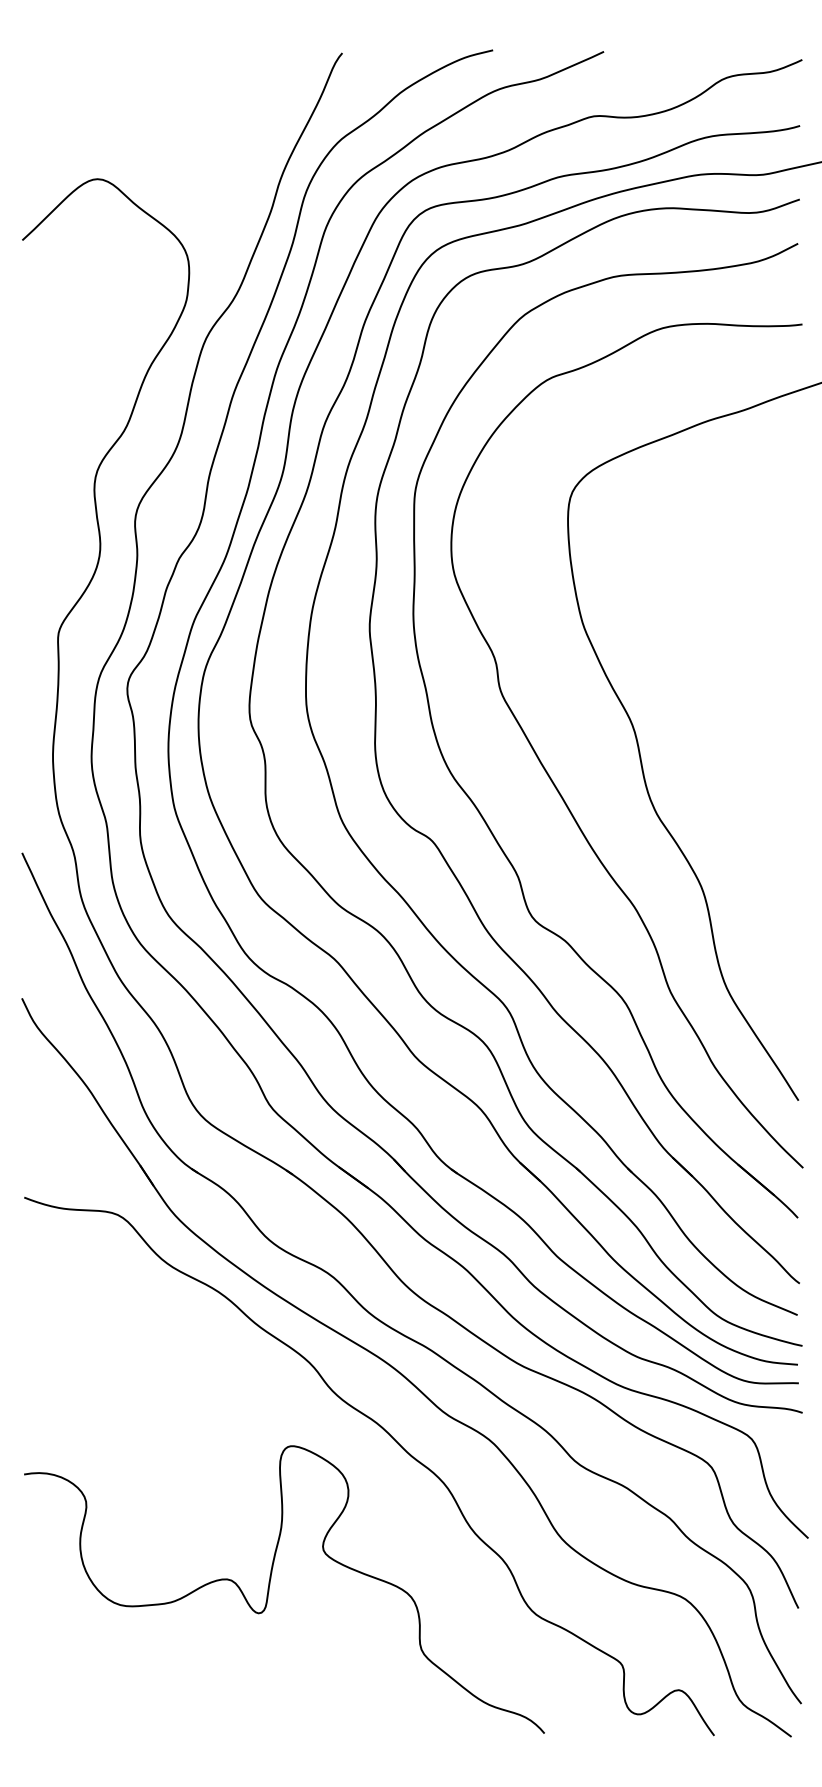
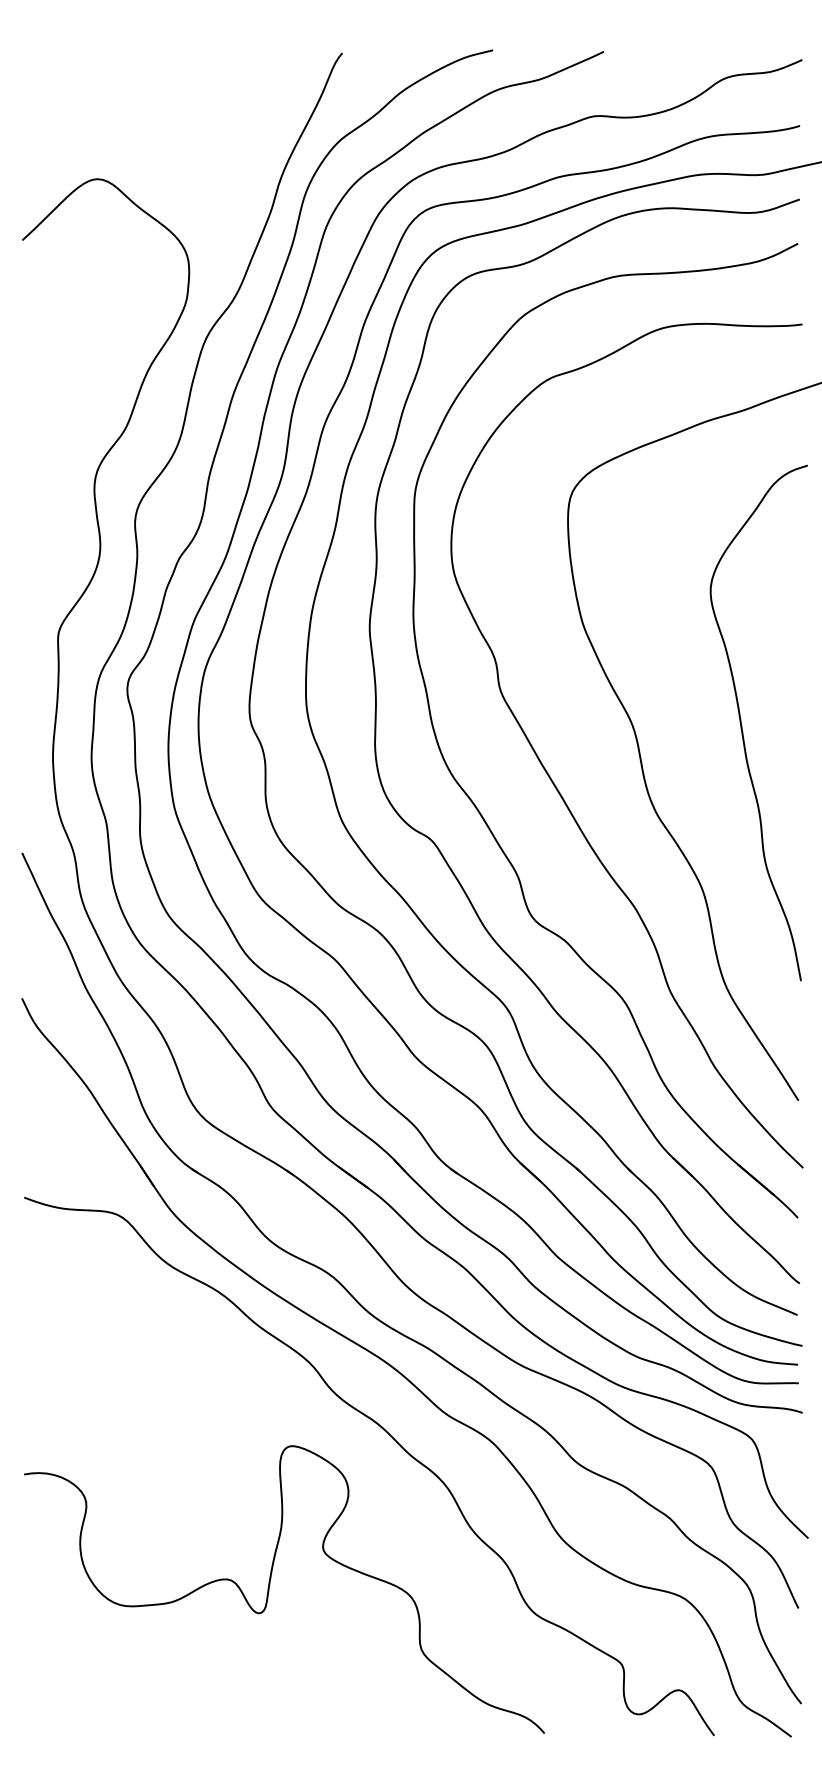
curve: none -> present (742, 725)
